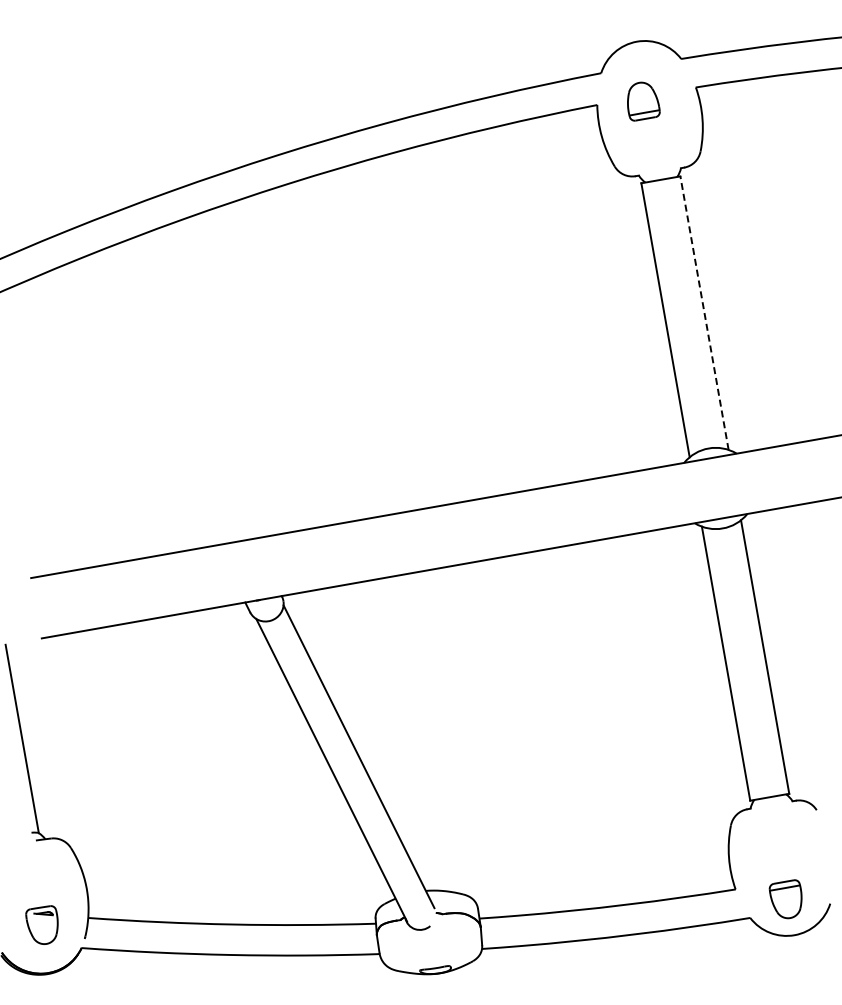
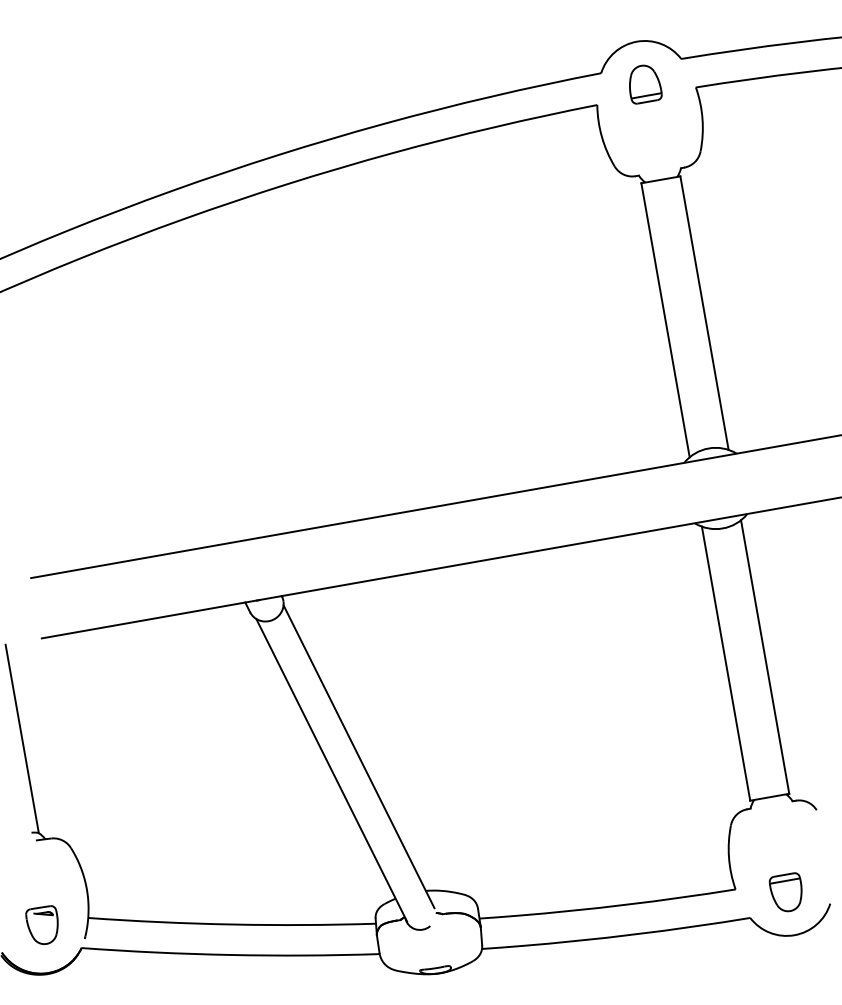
part position: (643, 101) -> (645, 84) (645, 84)
line: dashed -> solid (704, 313)
part position: (785, 899) -> (785, 892) (785, 892)
